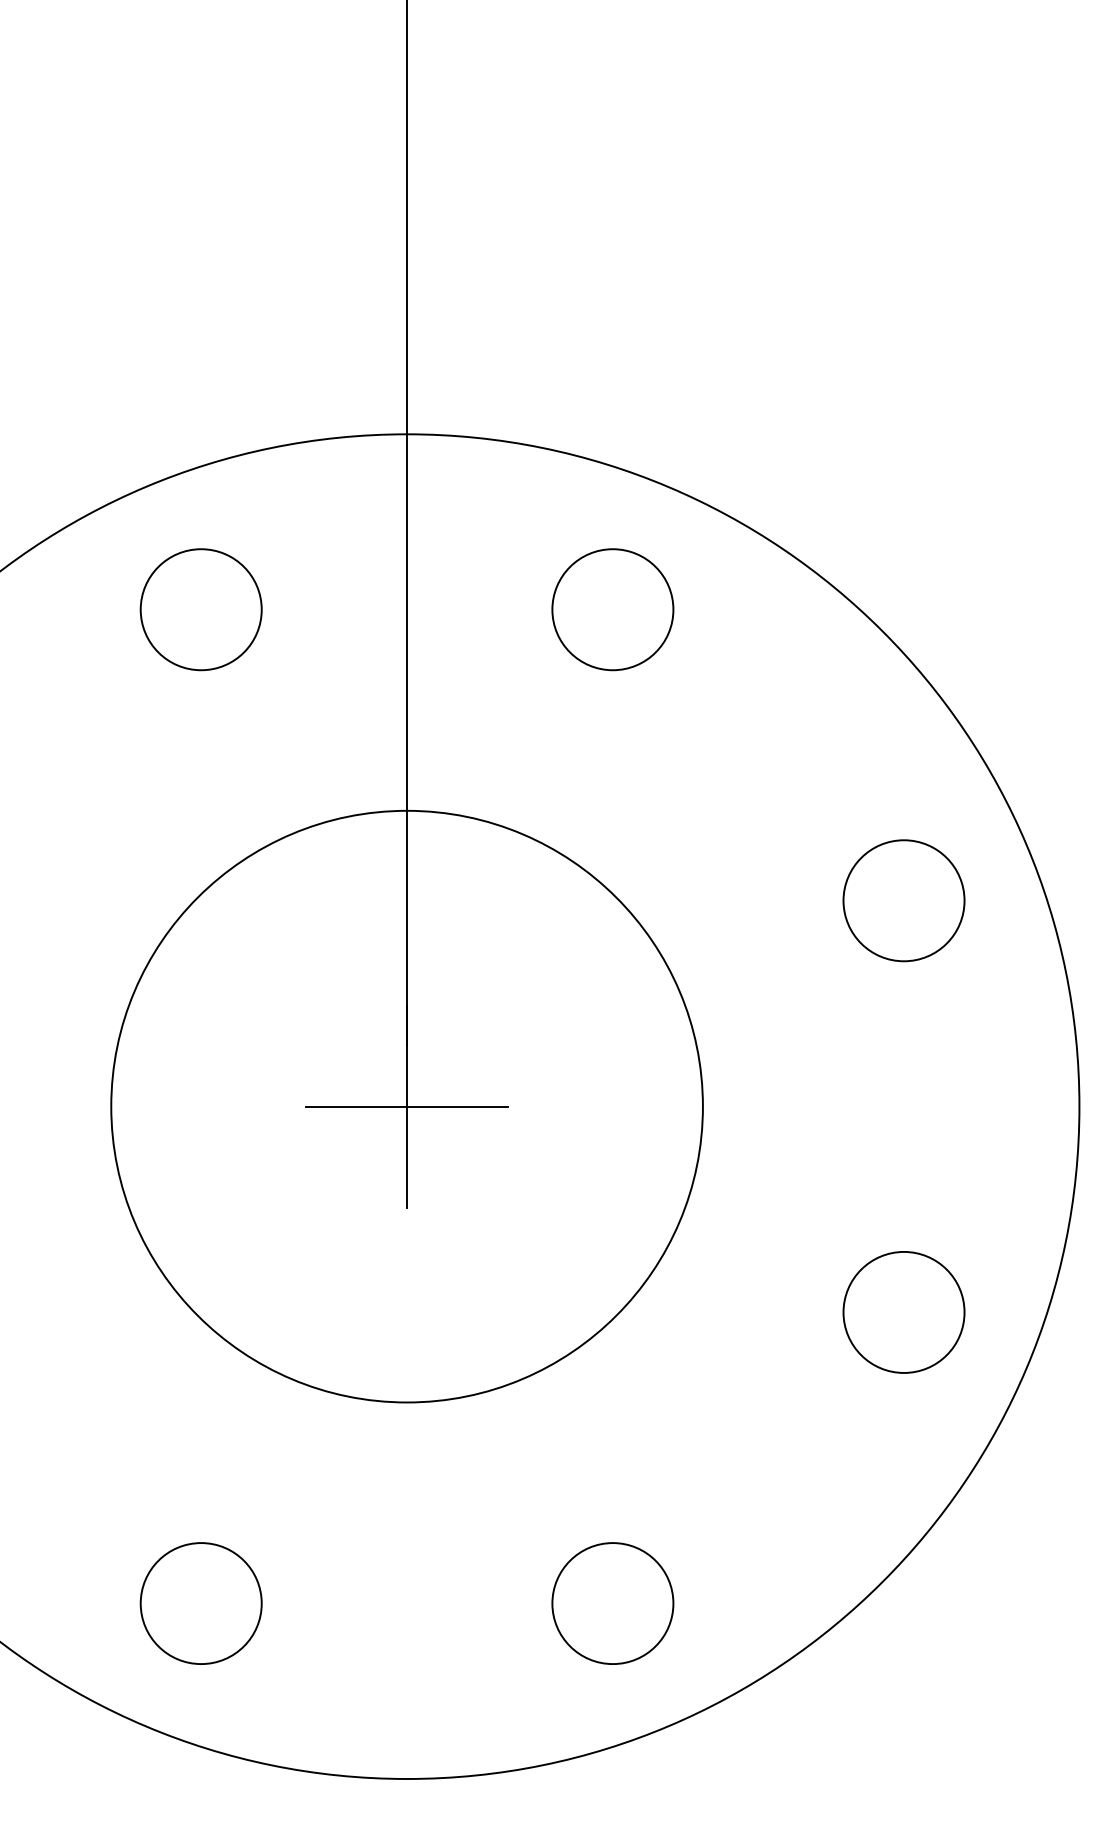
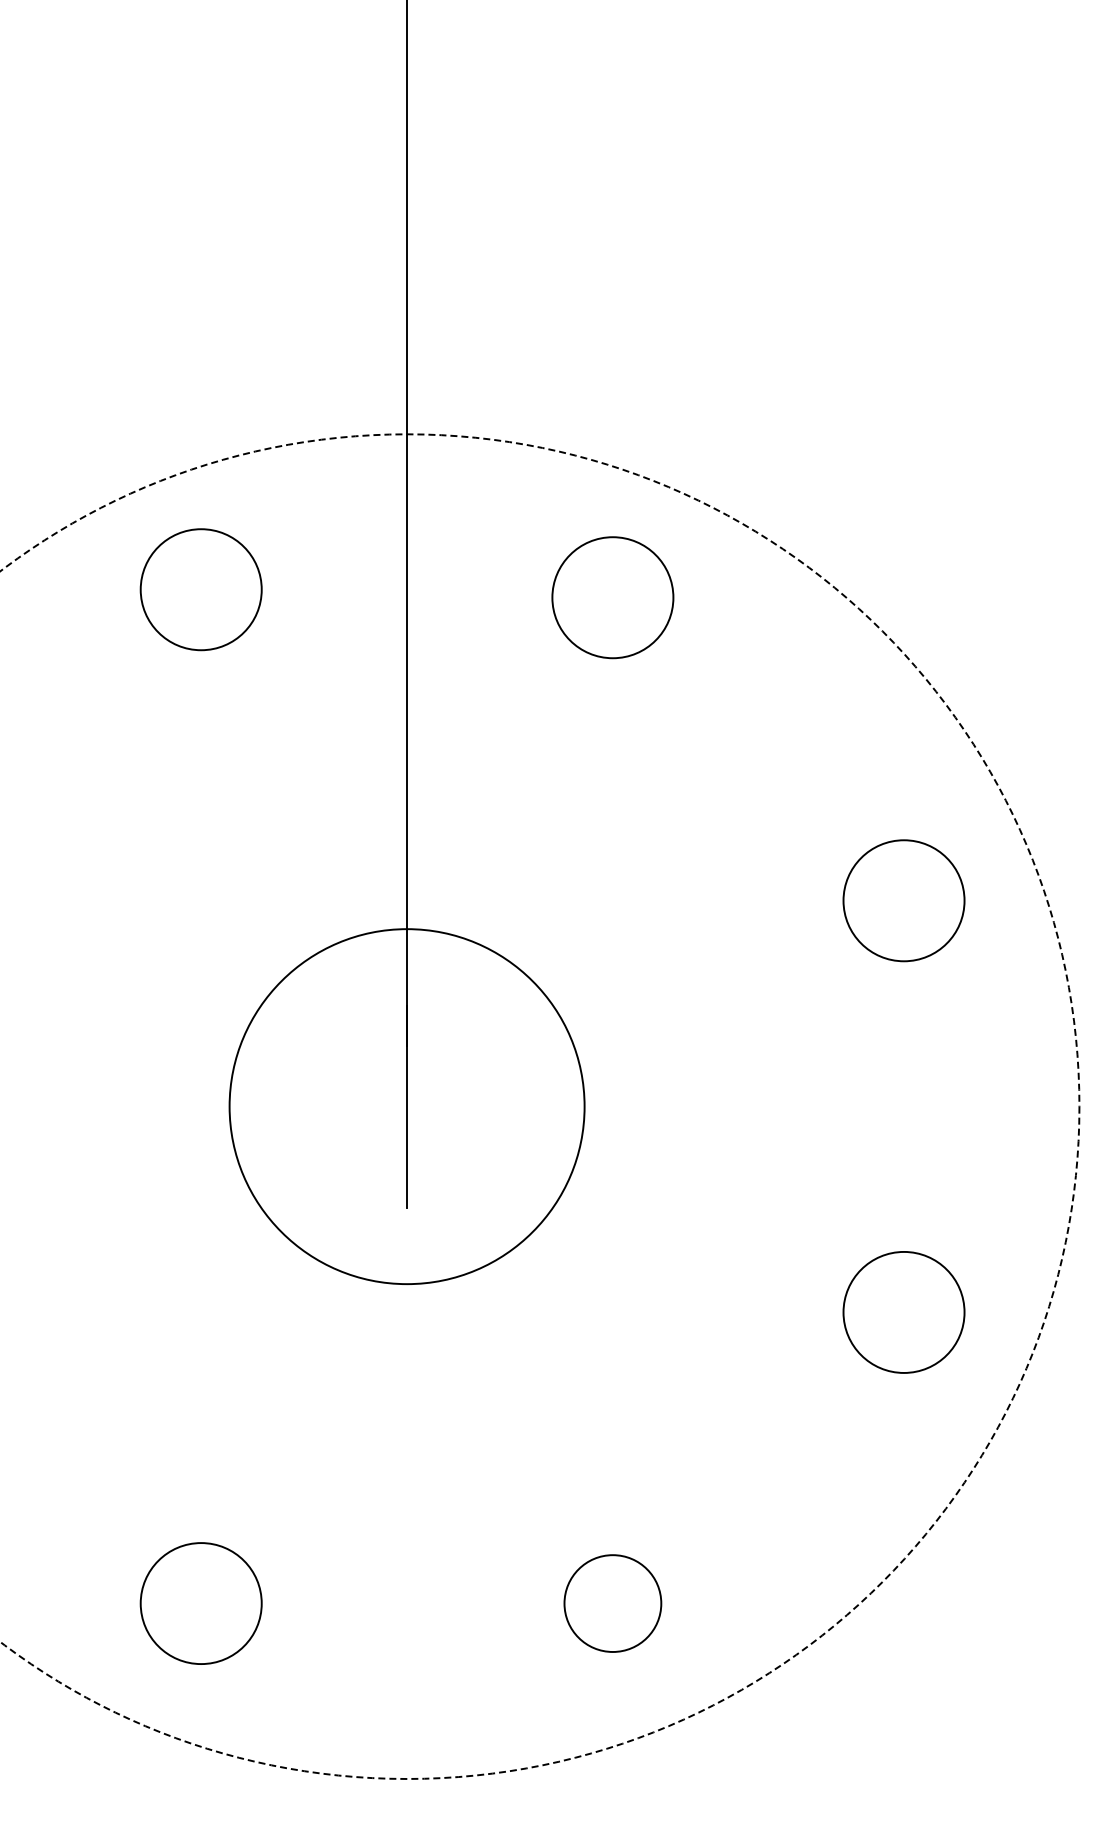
circle position: (200, 609) -> (200, 589) (200, 589)
circle position: (612, 609) -> (612, 597) (612, 597)
circle diameter: 592 px -> 355 px (406, 1106)
line: present -> none (406, 1106)
circle: solid -> dashed (539, 1106)
circle diameter: 121 px -> 97 px (612, 1603)
